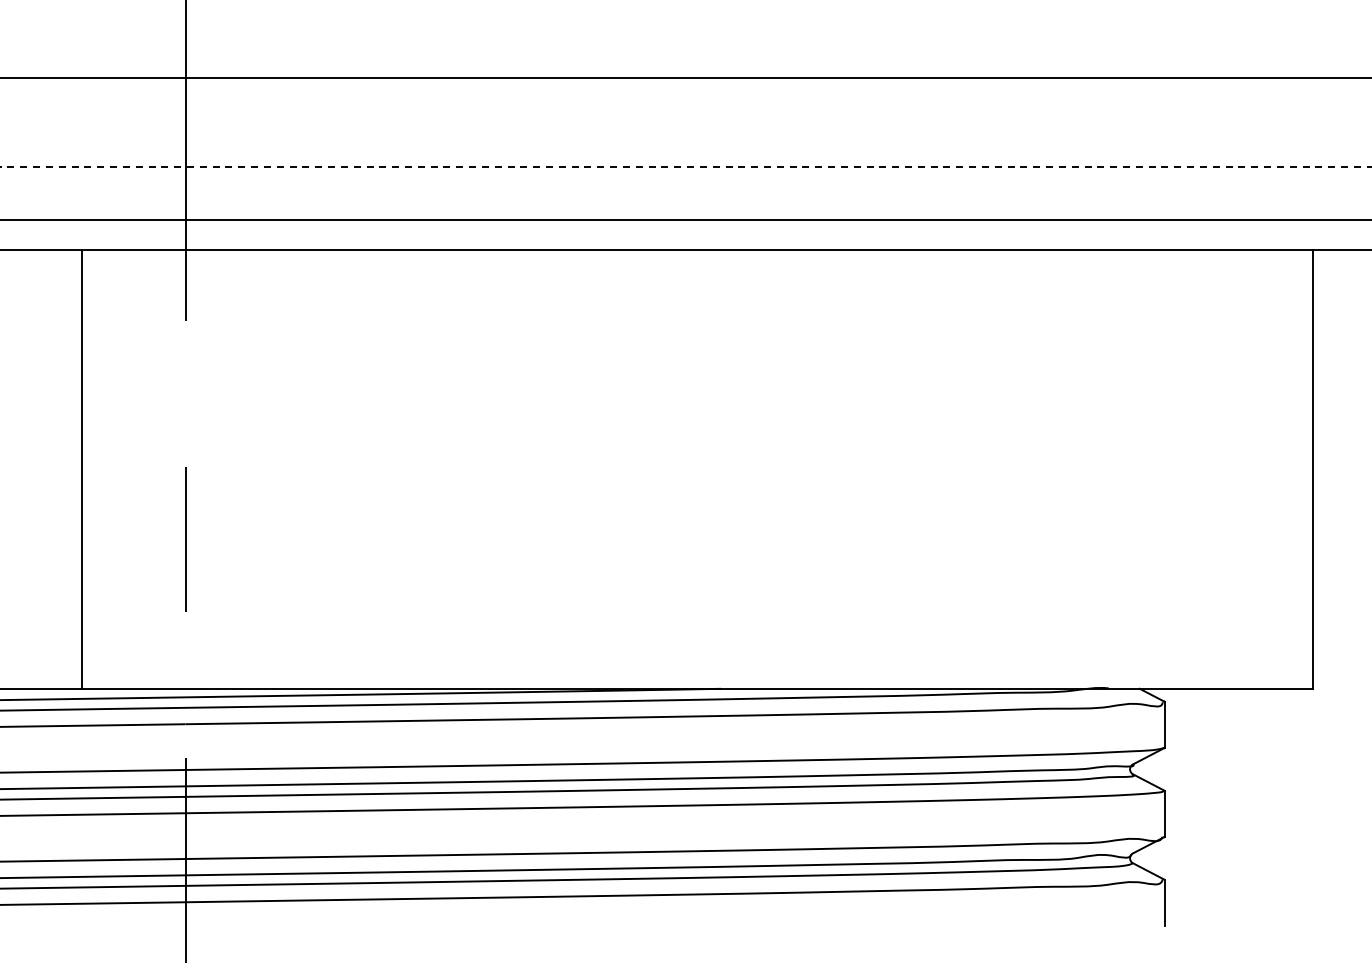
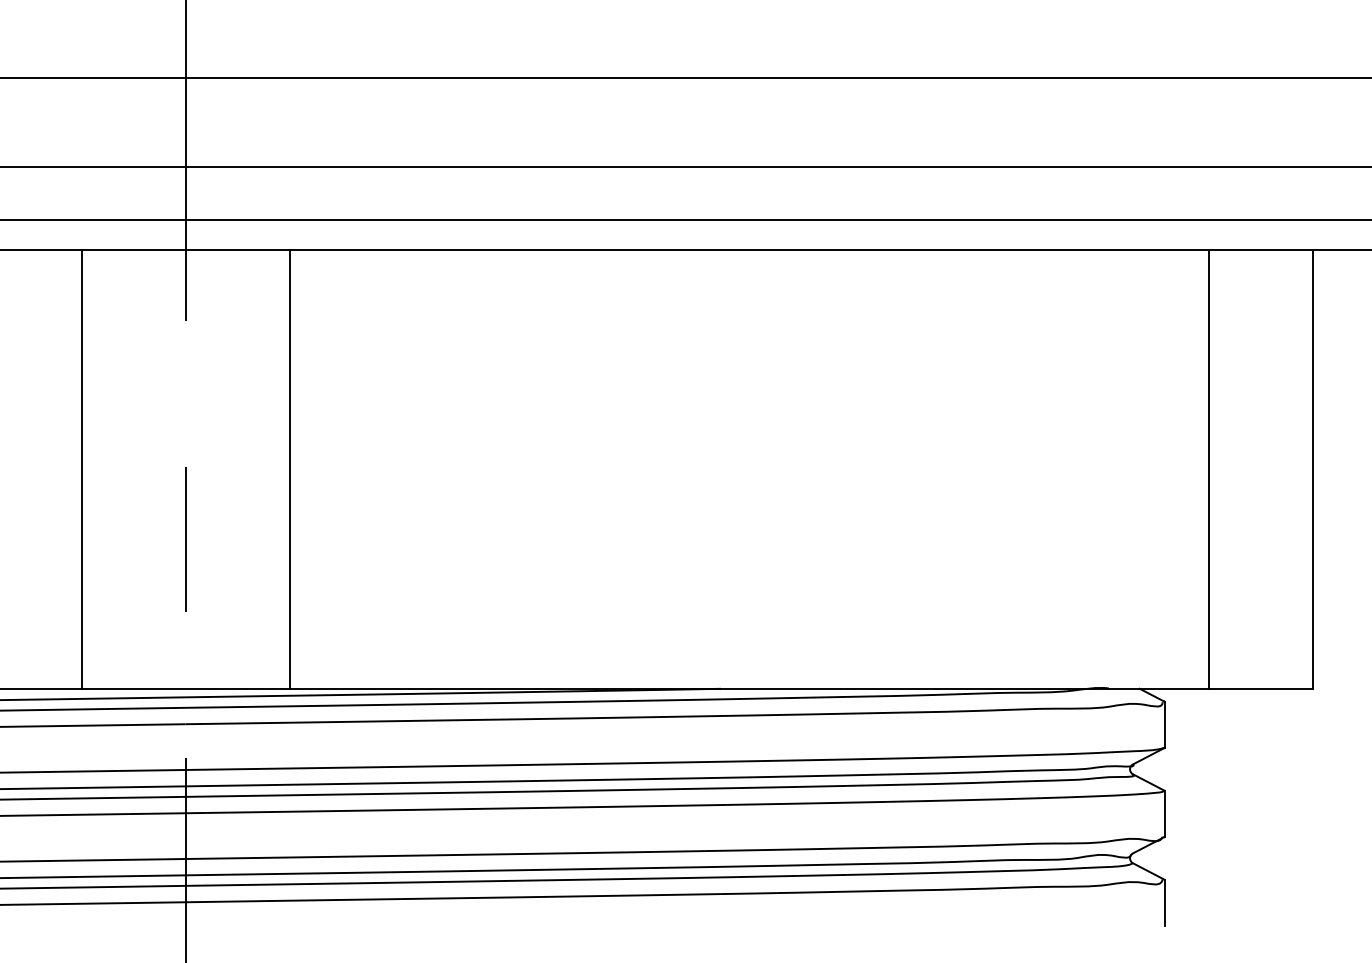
line: dashed -> solid (685, 166)
line: none -> present (289, 468)
line: none -> present (1208, 468)
